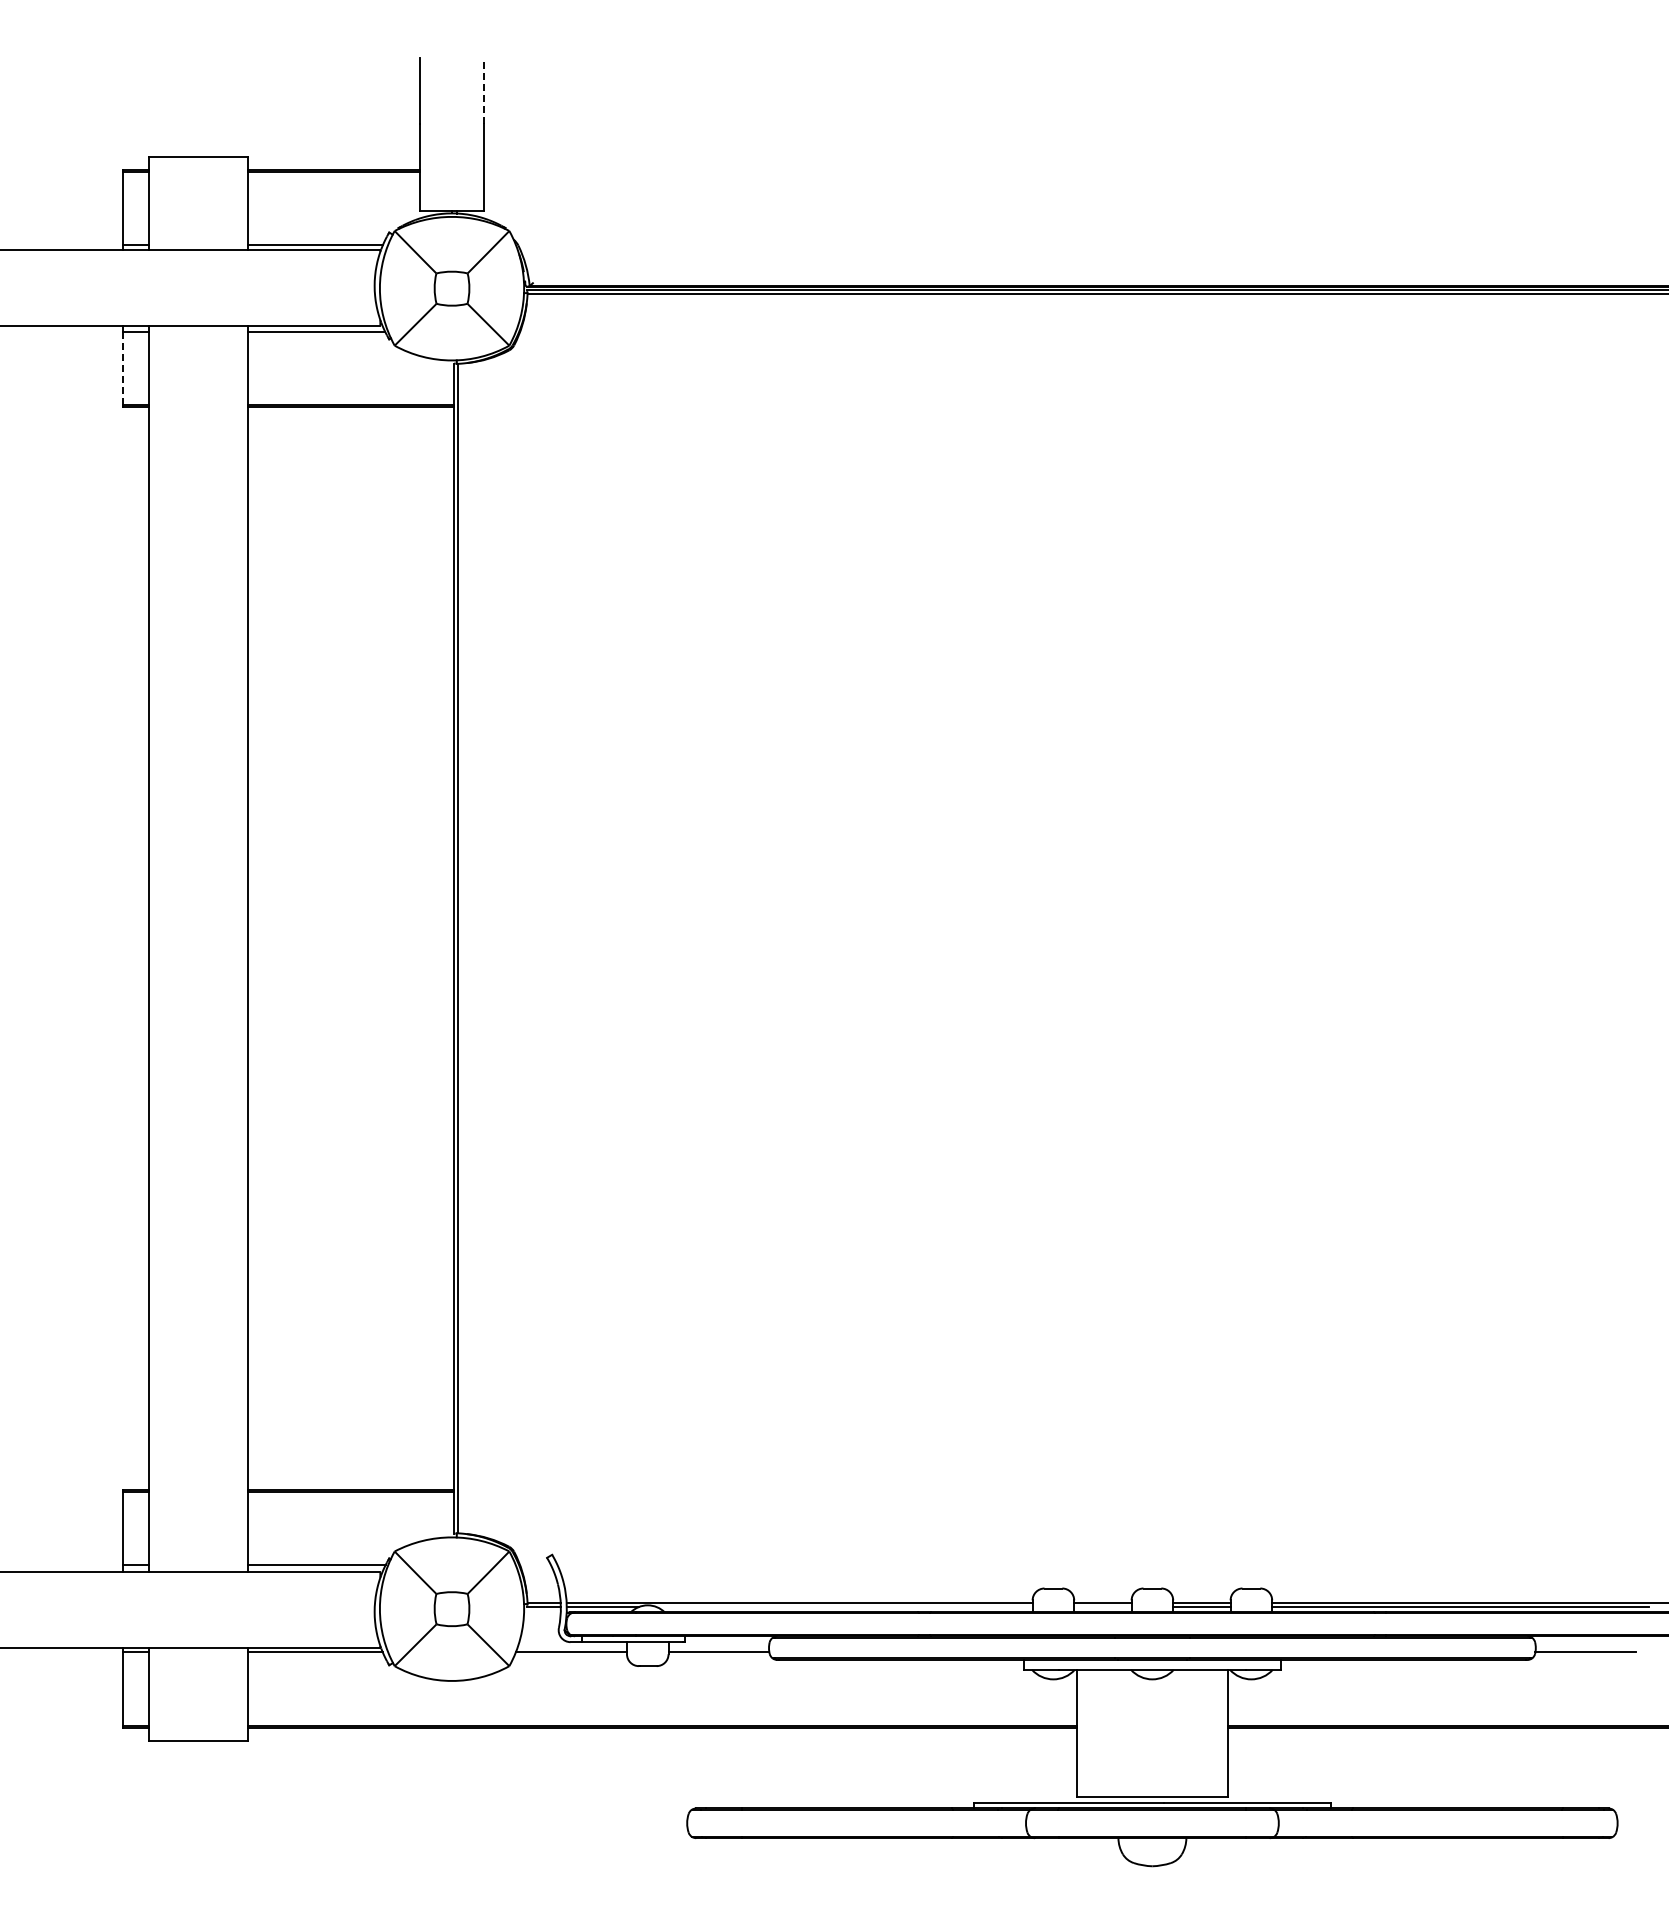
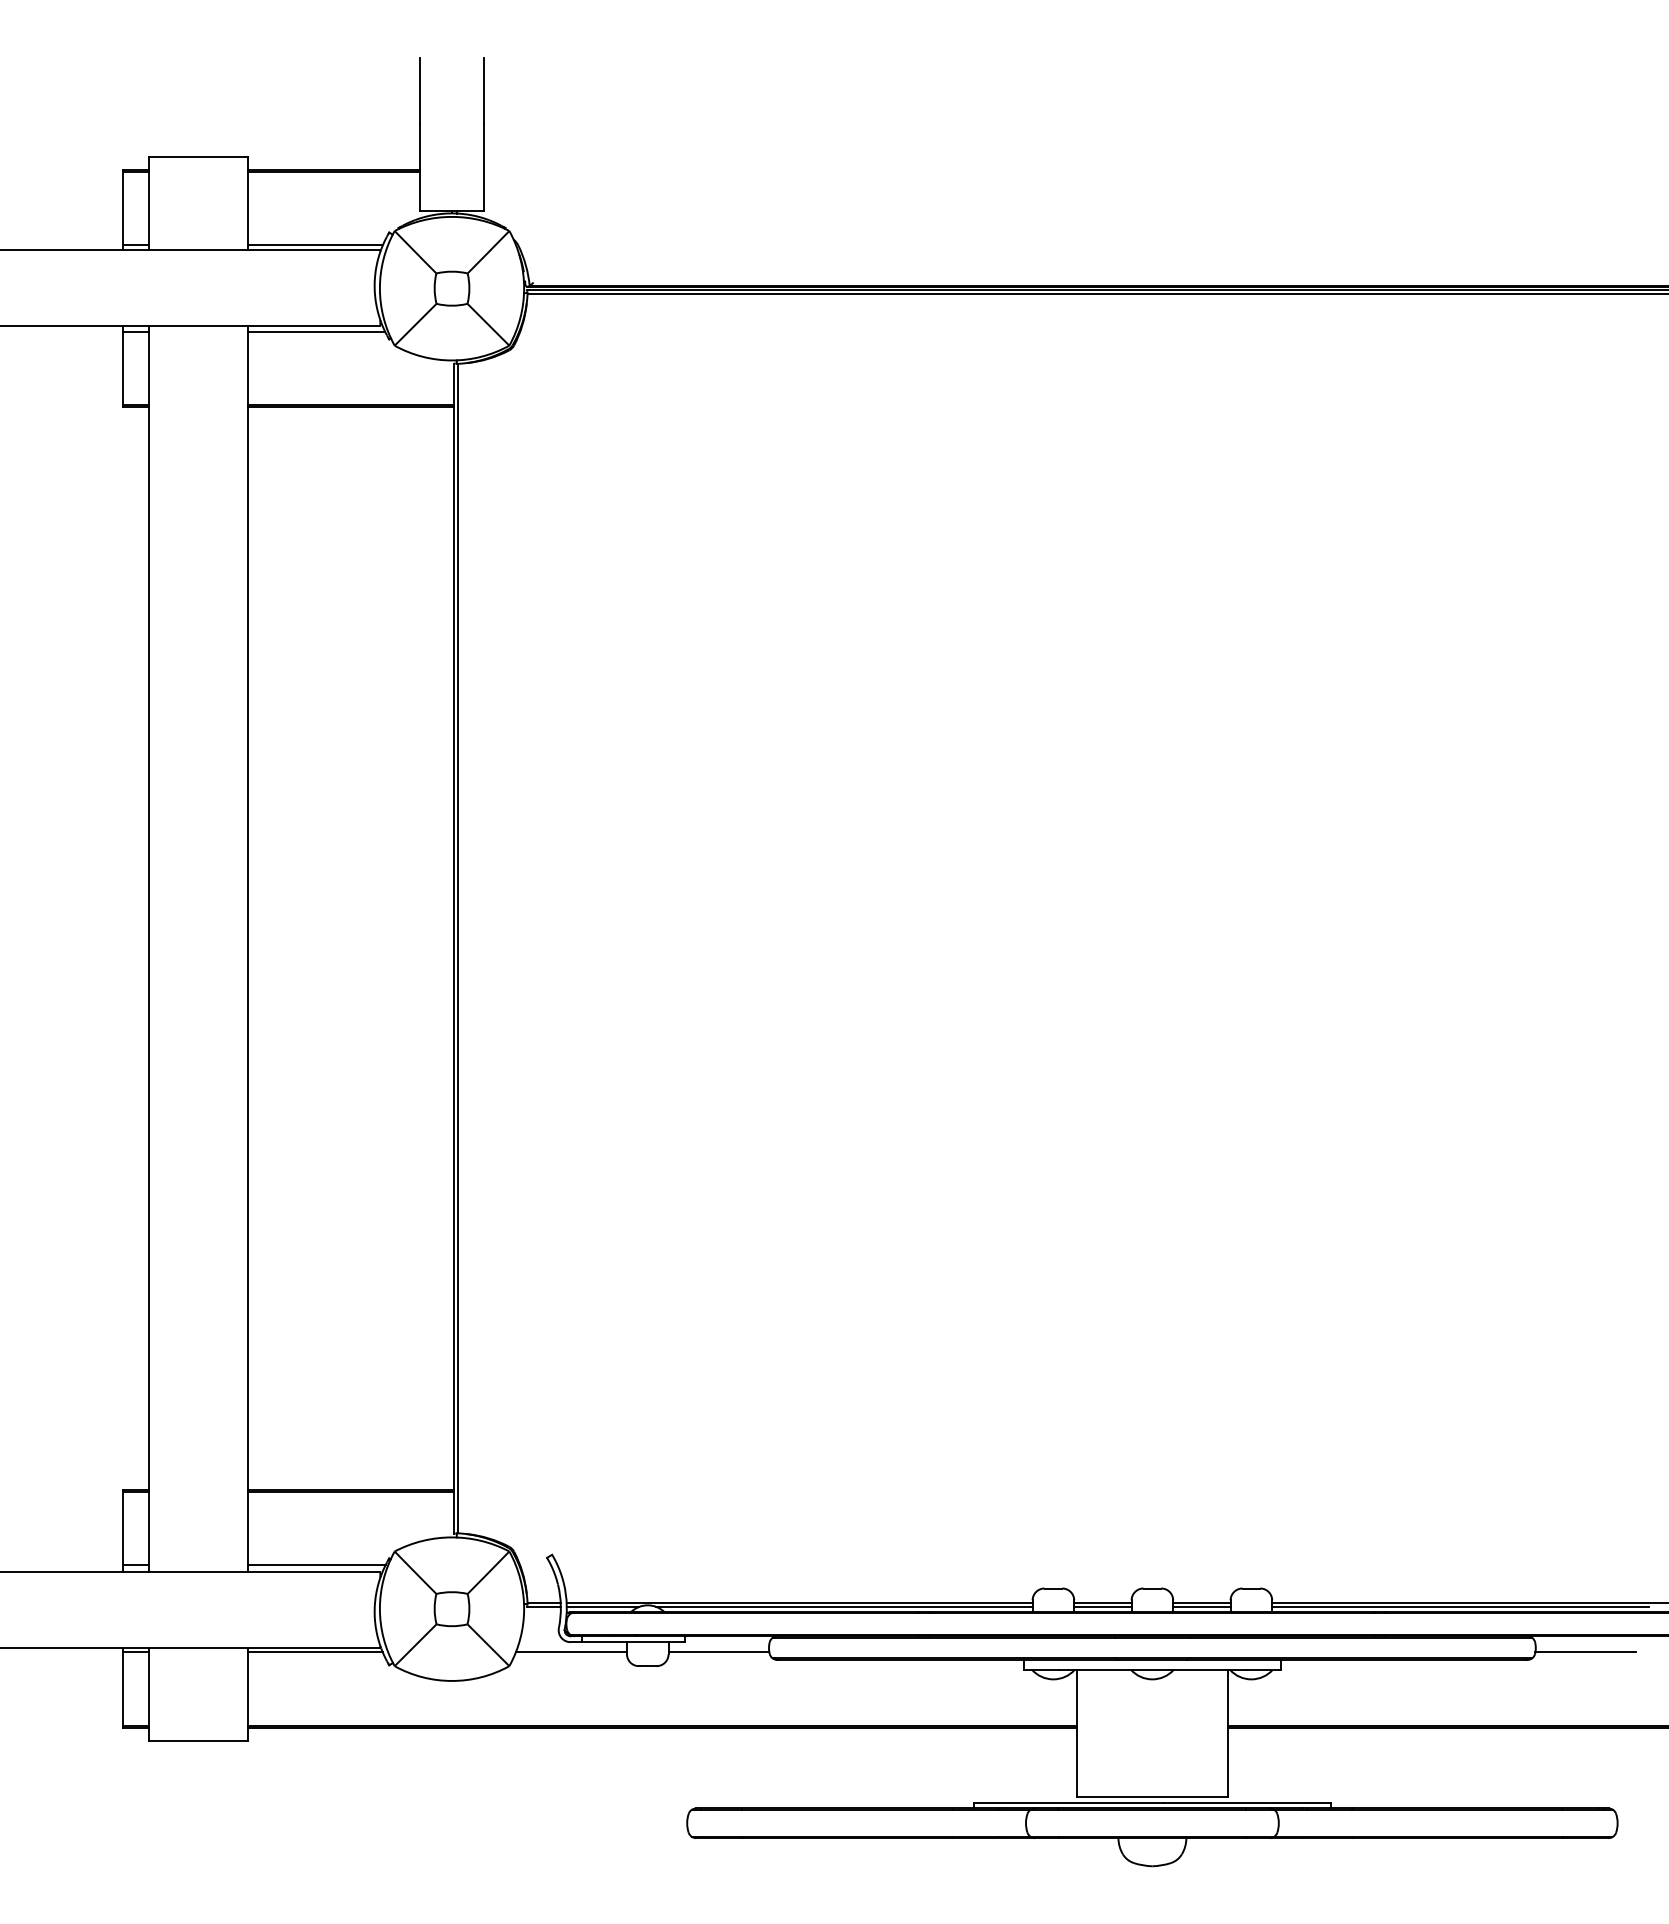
line: dashed -> solid (483, 90)
line: dashed -> solid (123, 368)
line: none -> present (844, 1606)
line: none -> present (1102, 1606)
